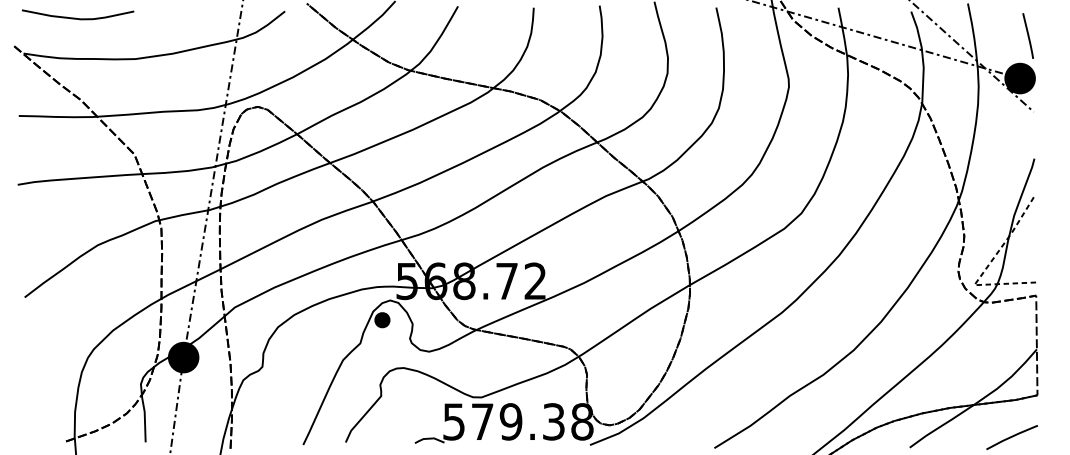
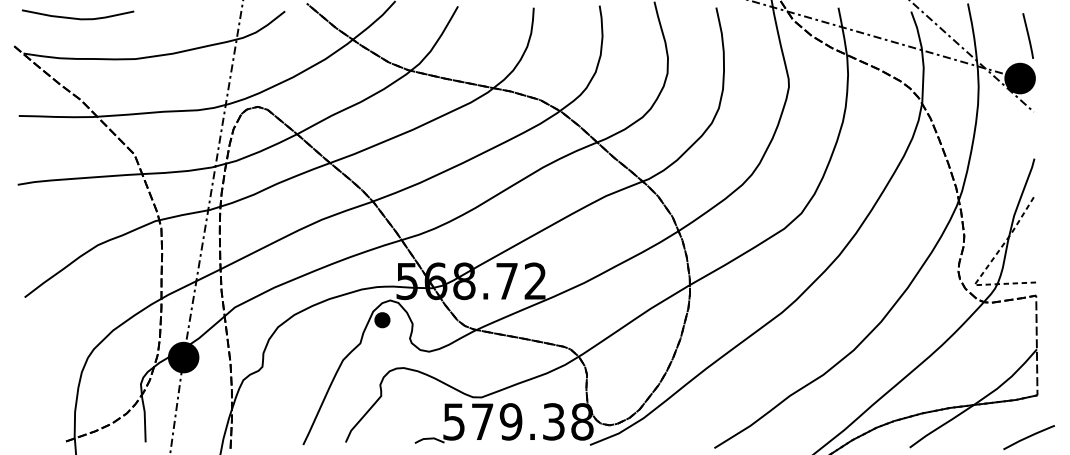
line position: (1011, 437) -> (1028, 437) (1028, 437)
